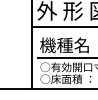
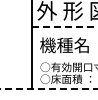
line: solid -> dashed (64, 26)
line: present -> none (66, 57)
line: solid -> dashed (49, 89)
